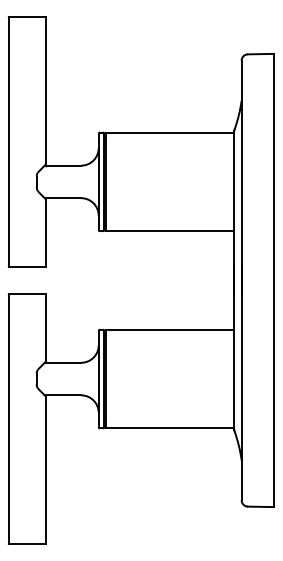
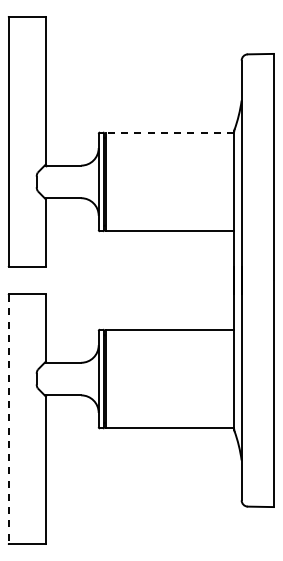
line: solid -> dashed (169, 132)
line: solid -> dashed (8, 419)
